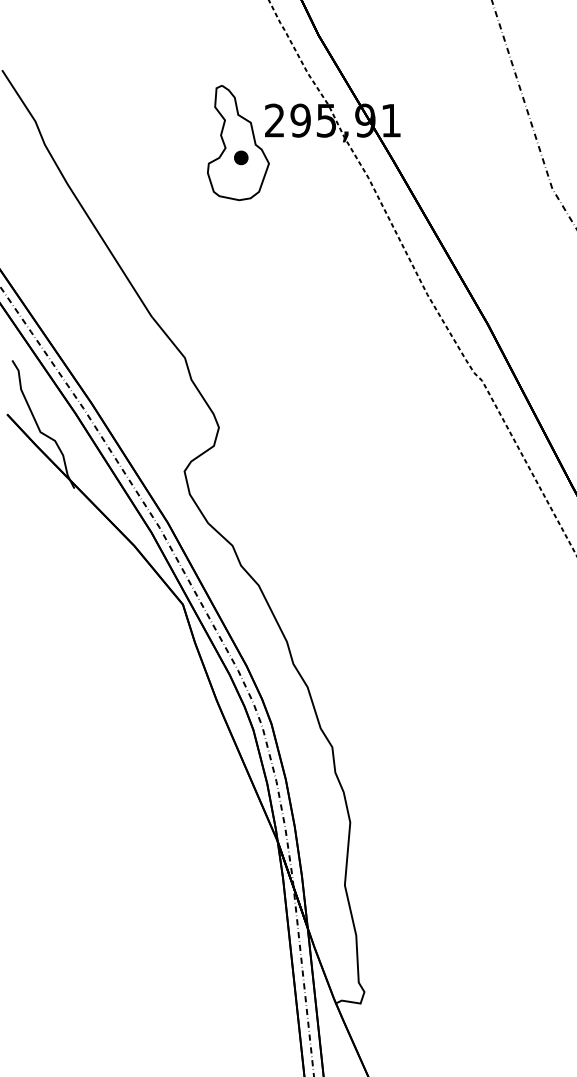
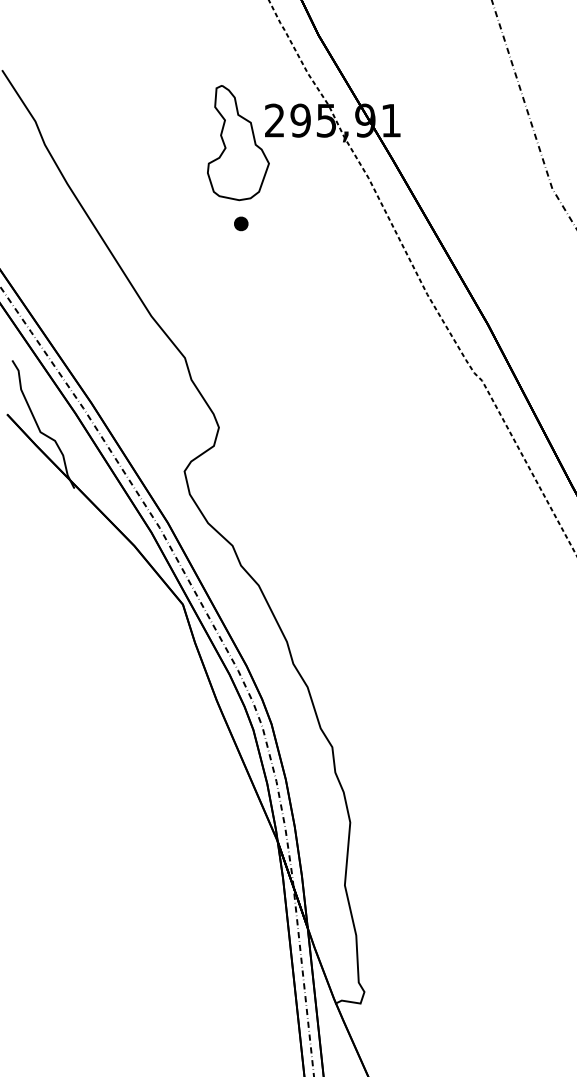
part position: (241, 157) -> (241, 223) (241, 223)
